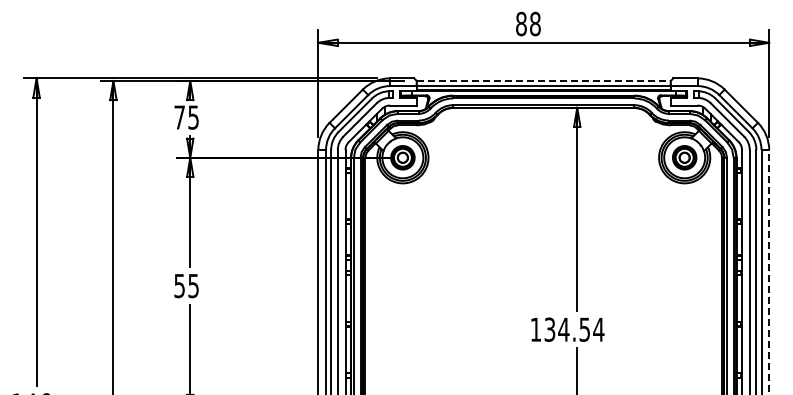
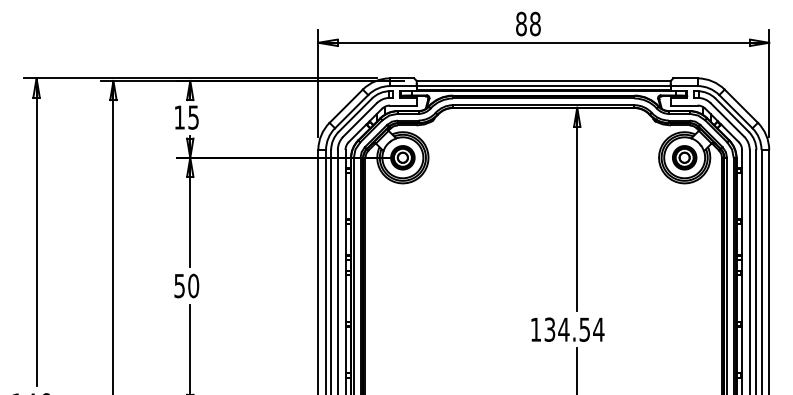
line: dashed -> solid (544, 80)
text: 75 -> 15 (179, 117)
line: dashed -> solid (769, 271)
text: 55 -> 50 (193, 285)
